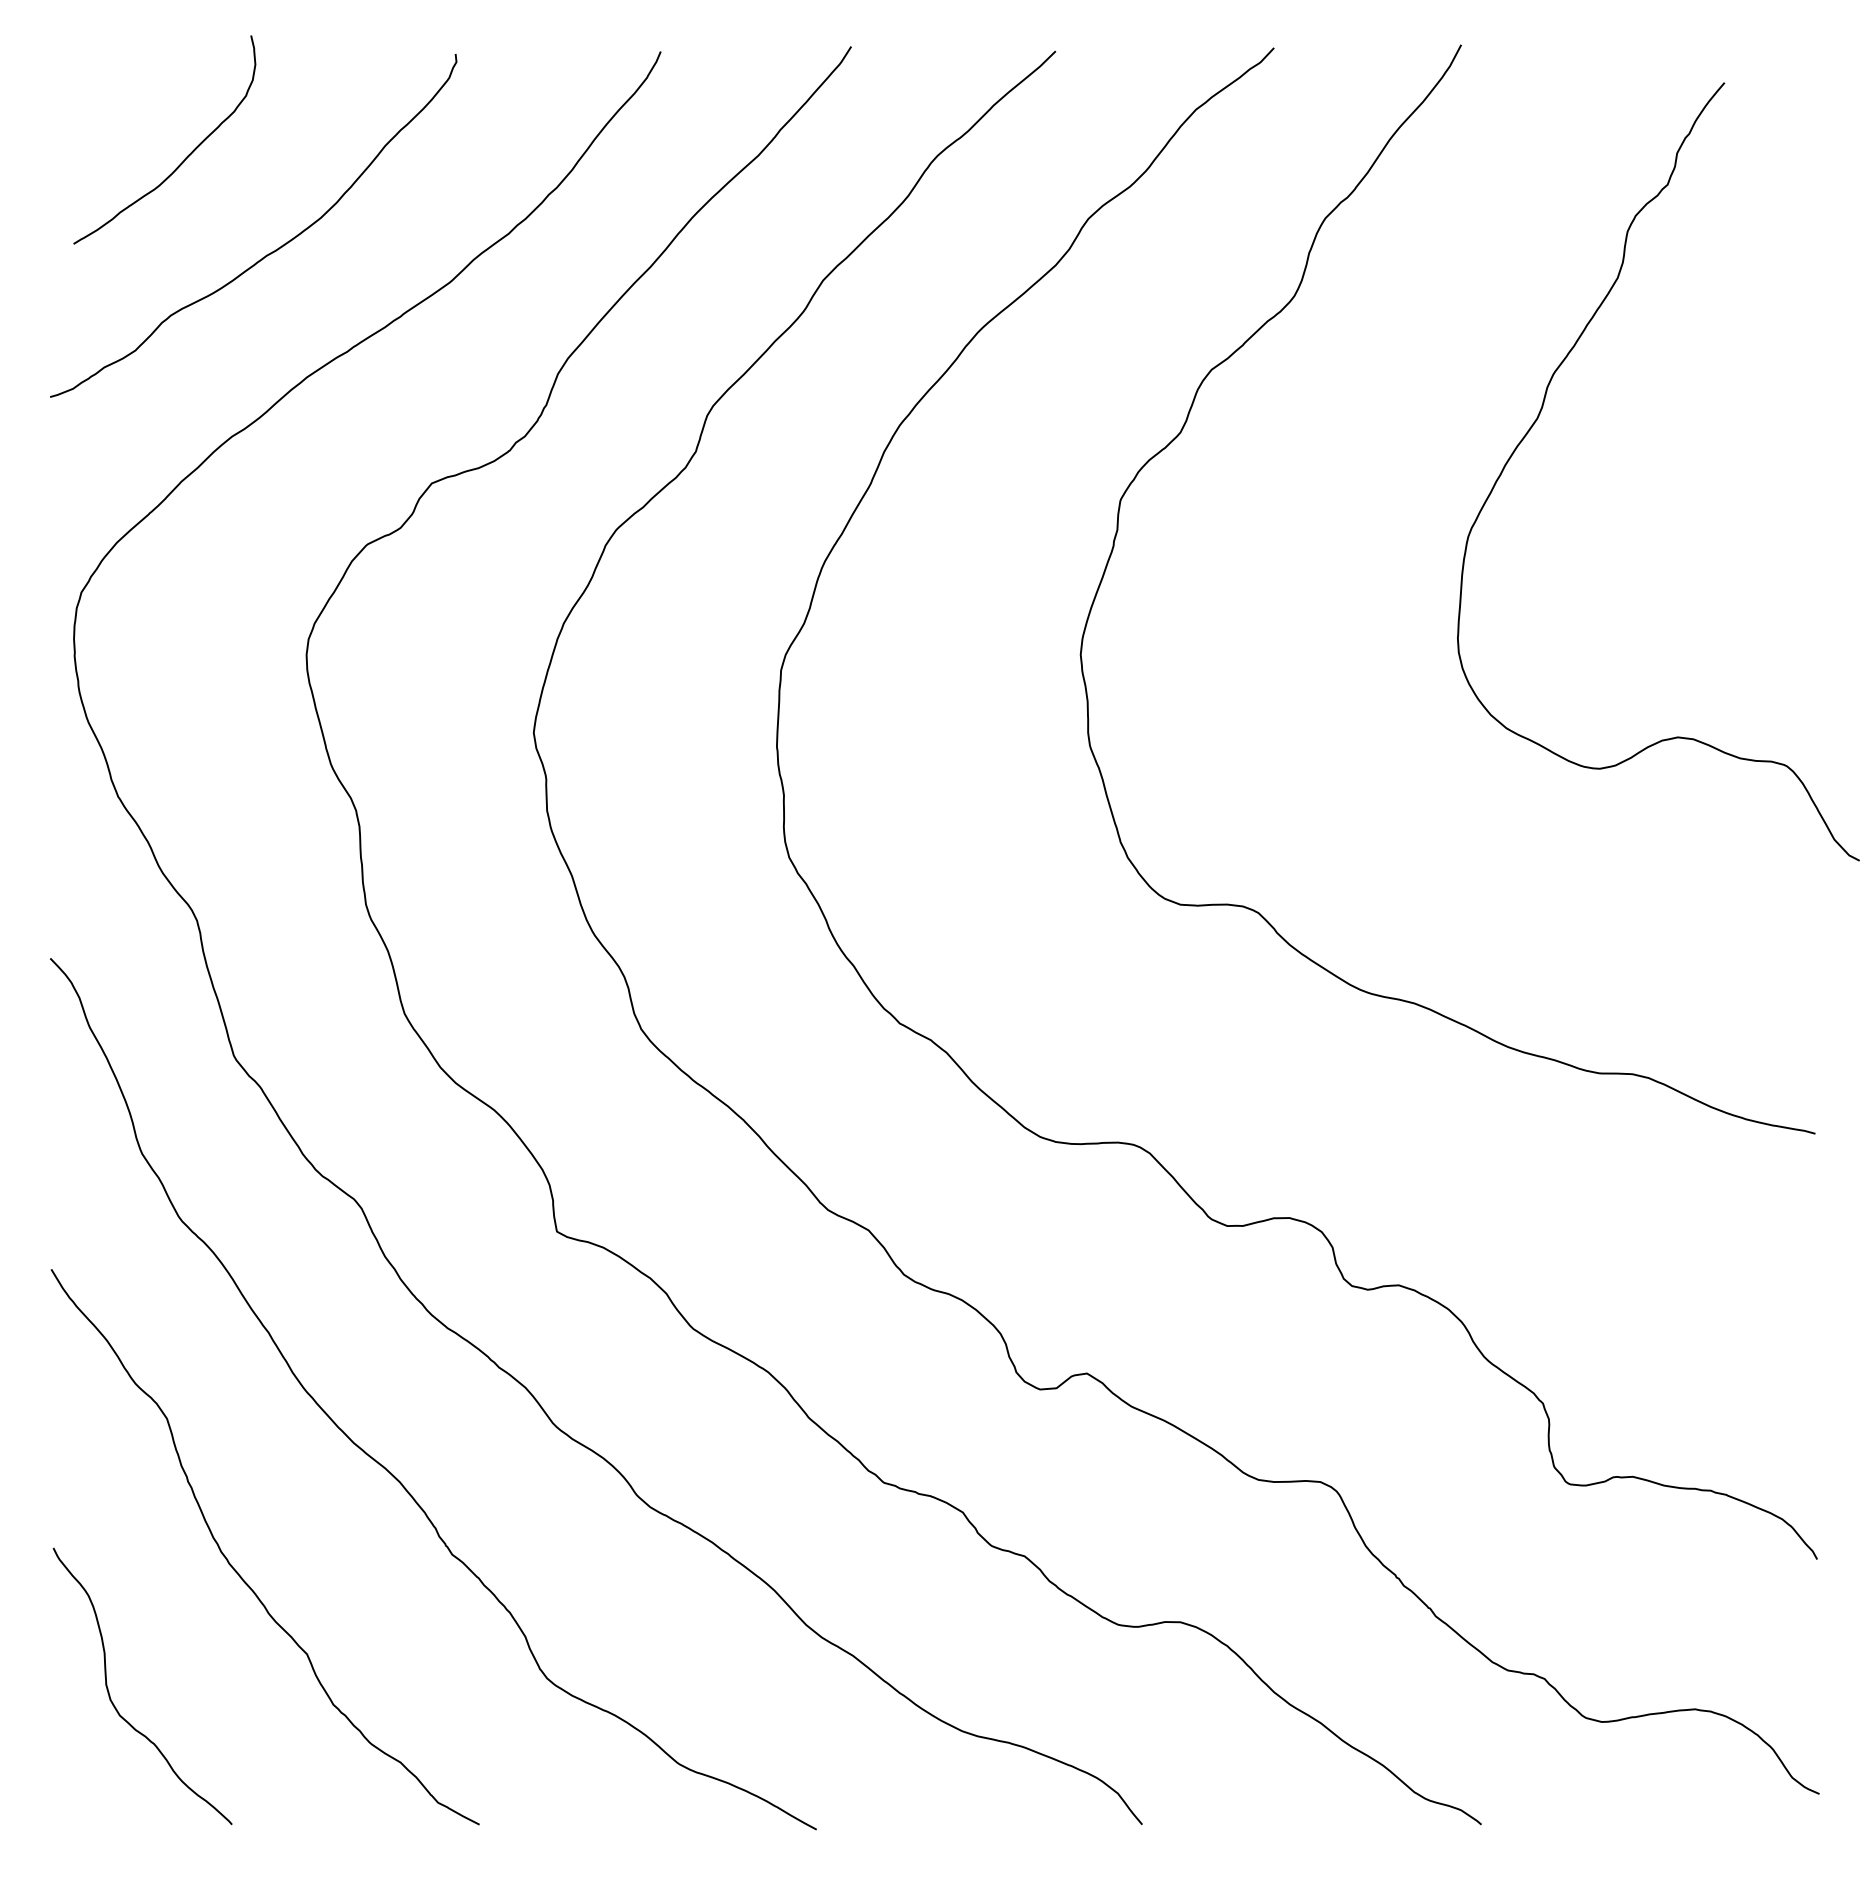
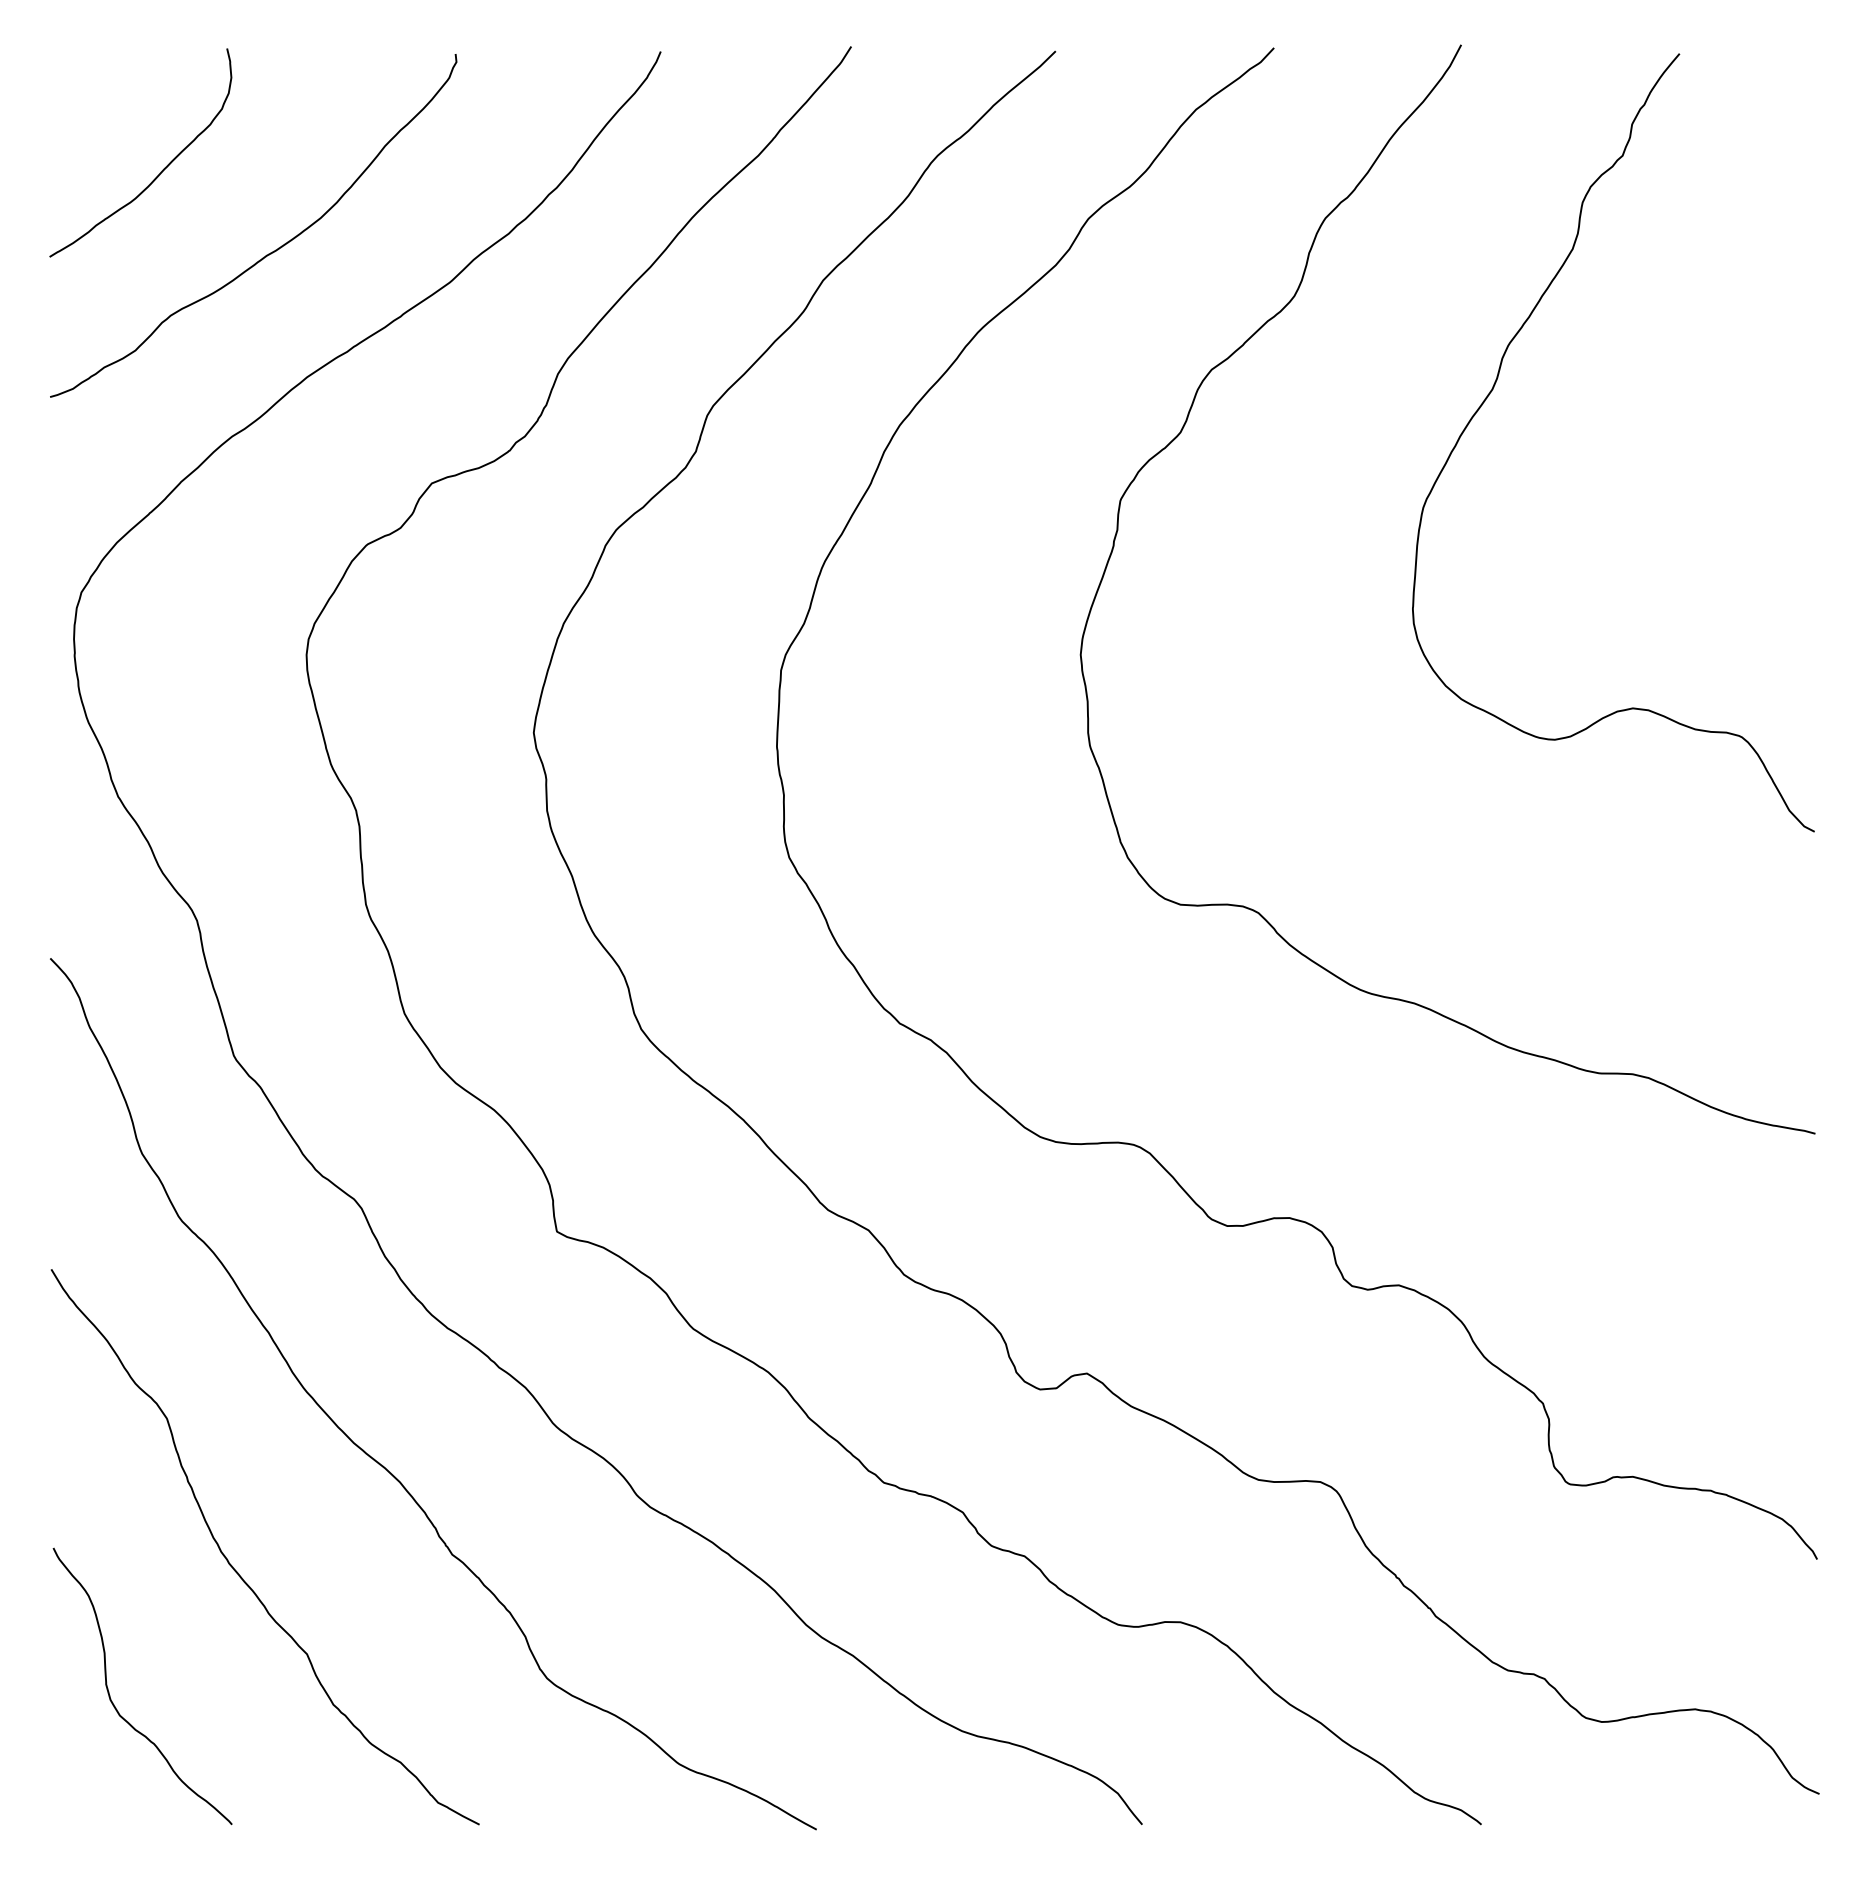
curve position: (185, 157) -> (161, 170) (161, 170)
curve position: (1540, 414) -> (1495, 385) (1495, 385)
